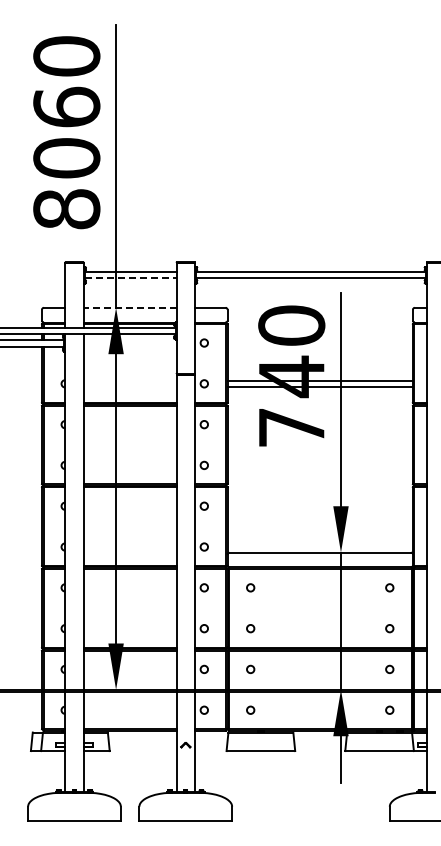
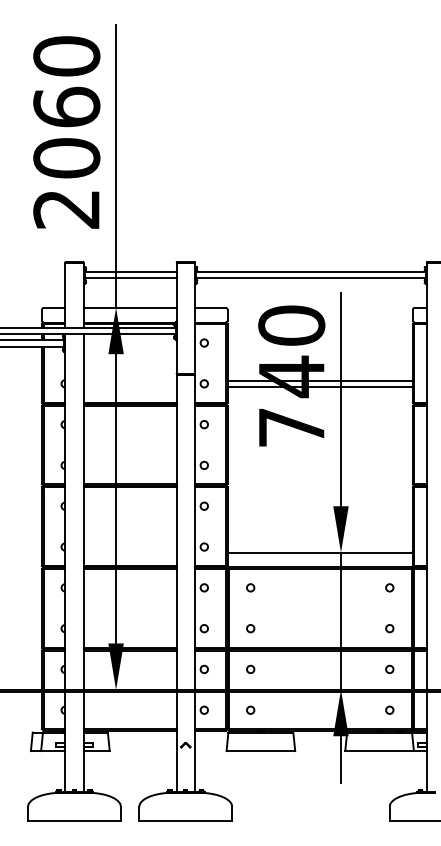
text: 8060 -> 2060 (66, 209)
line: dashed -> solid (130, 278)
line: dashed -> solid (129, 307)
